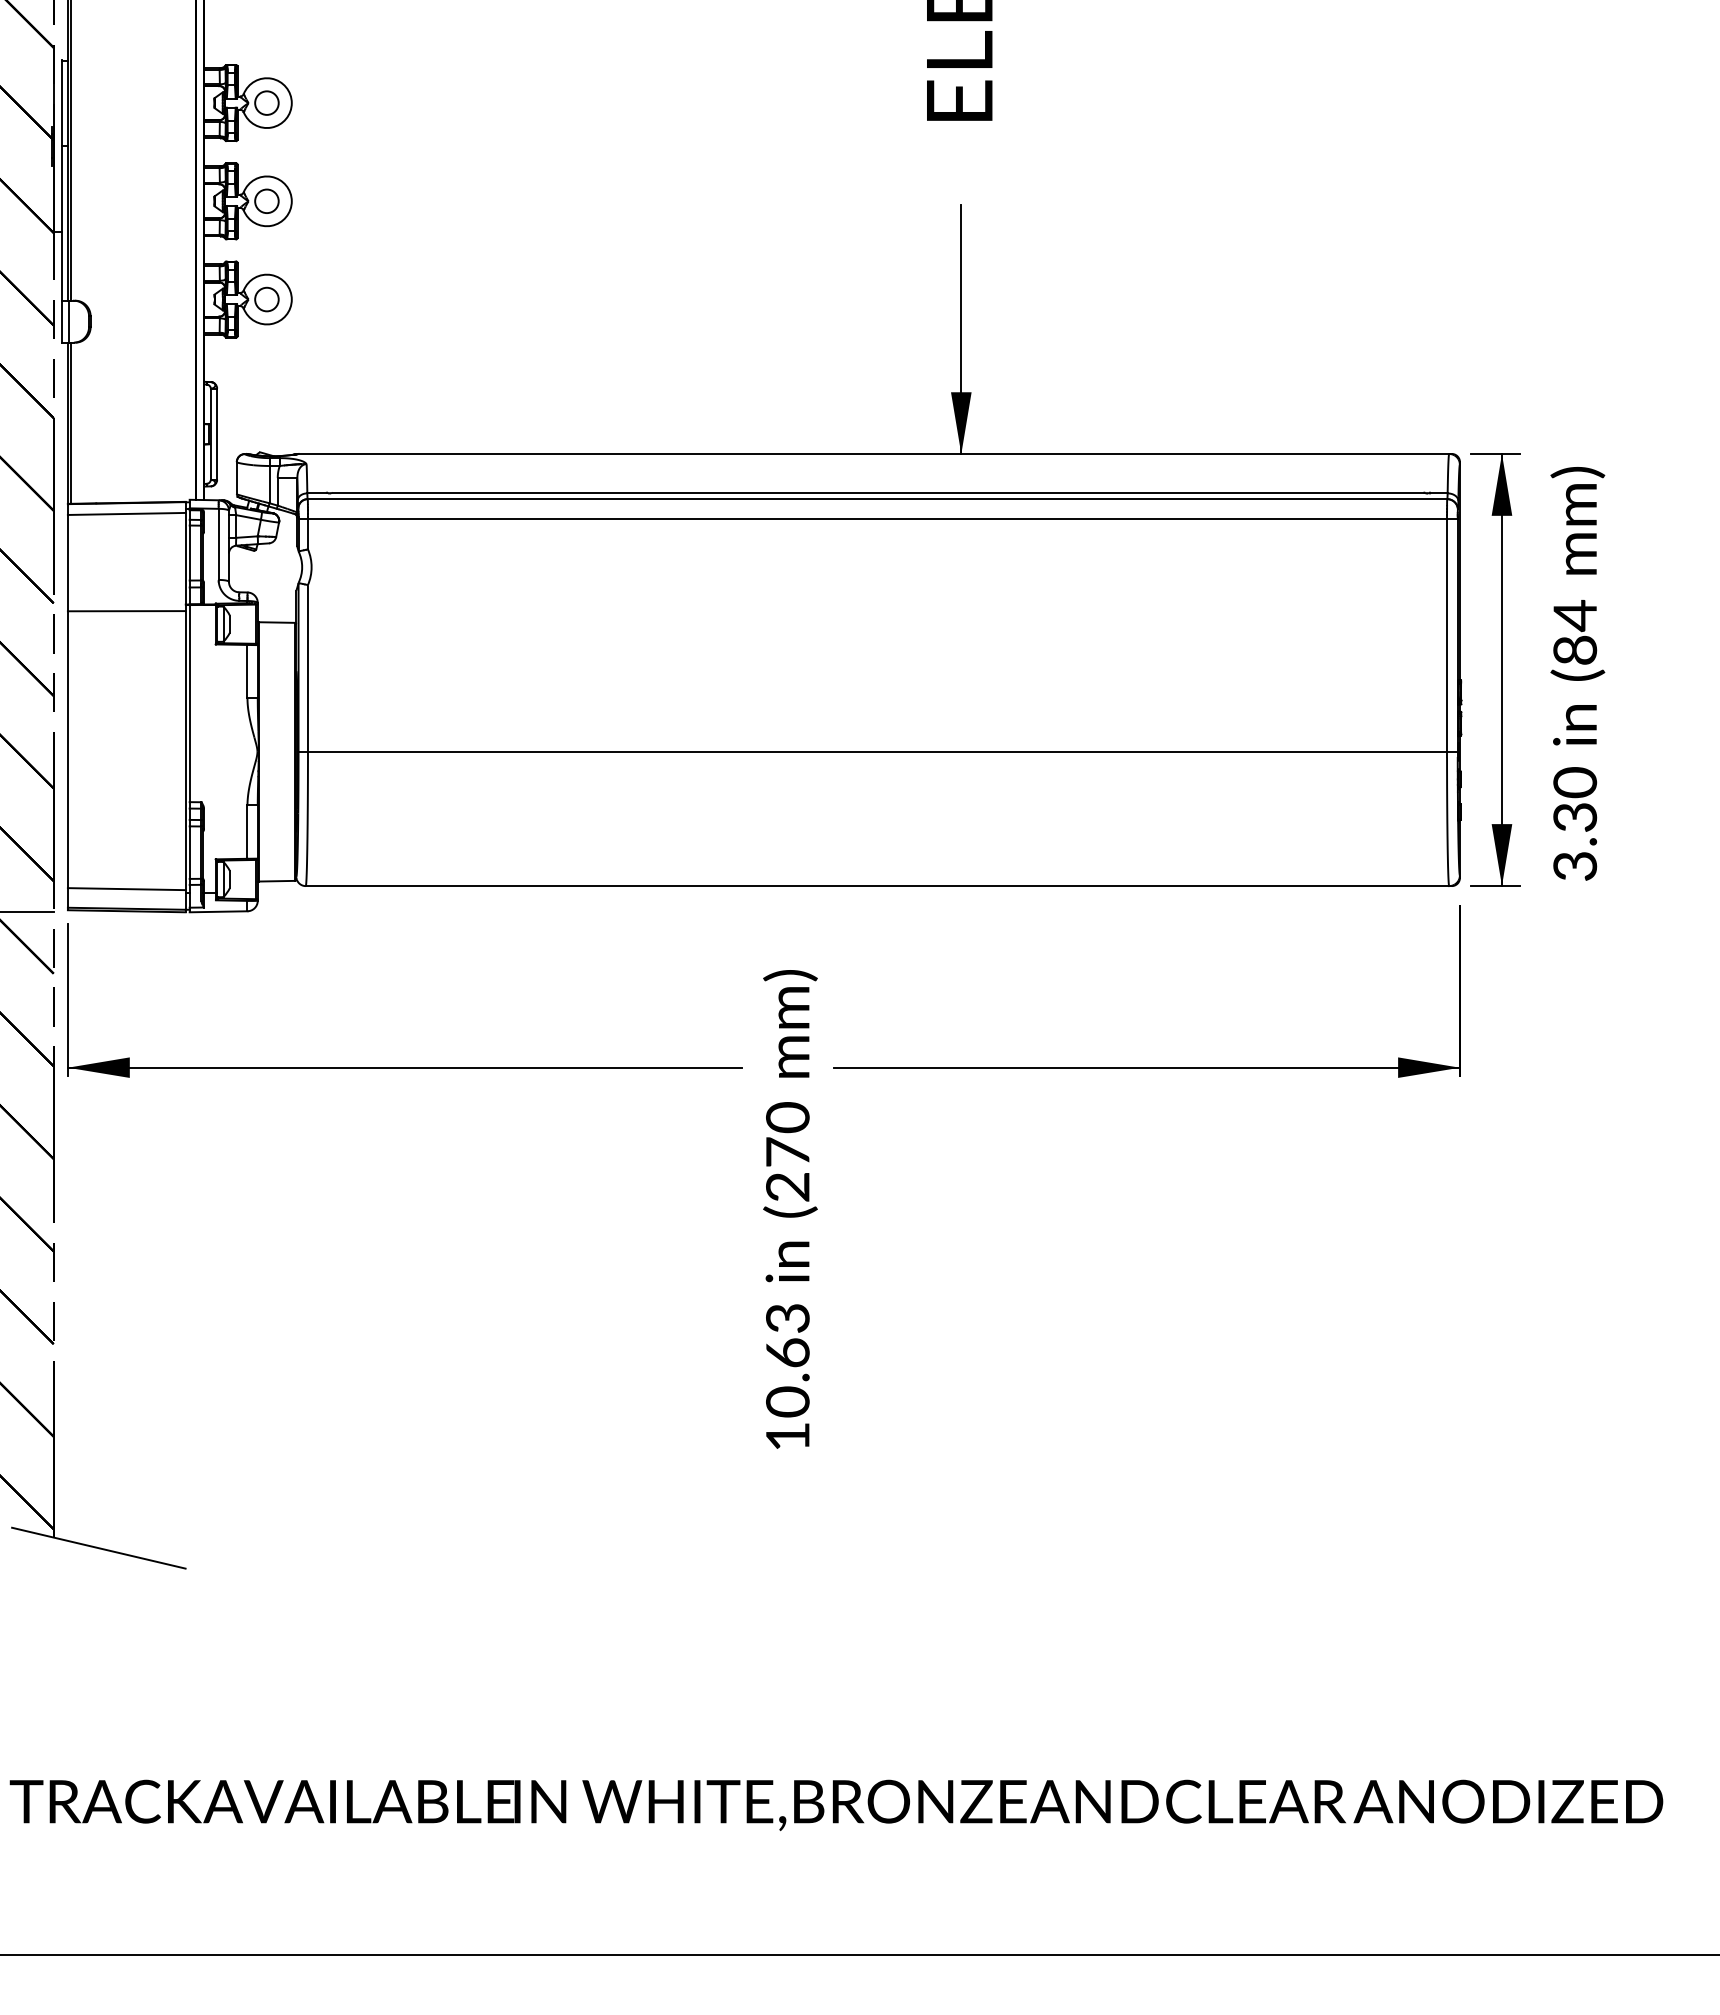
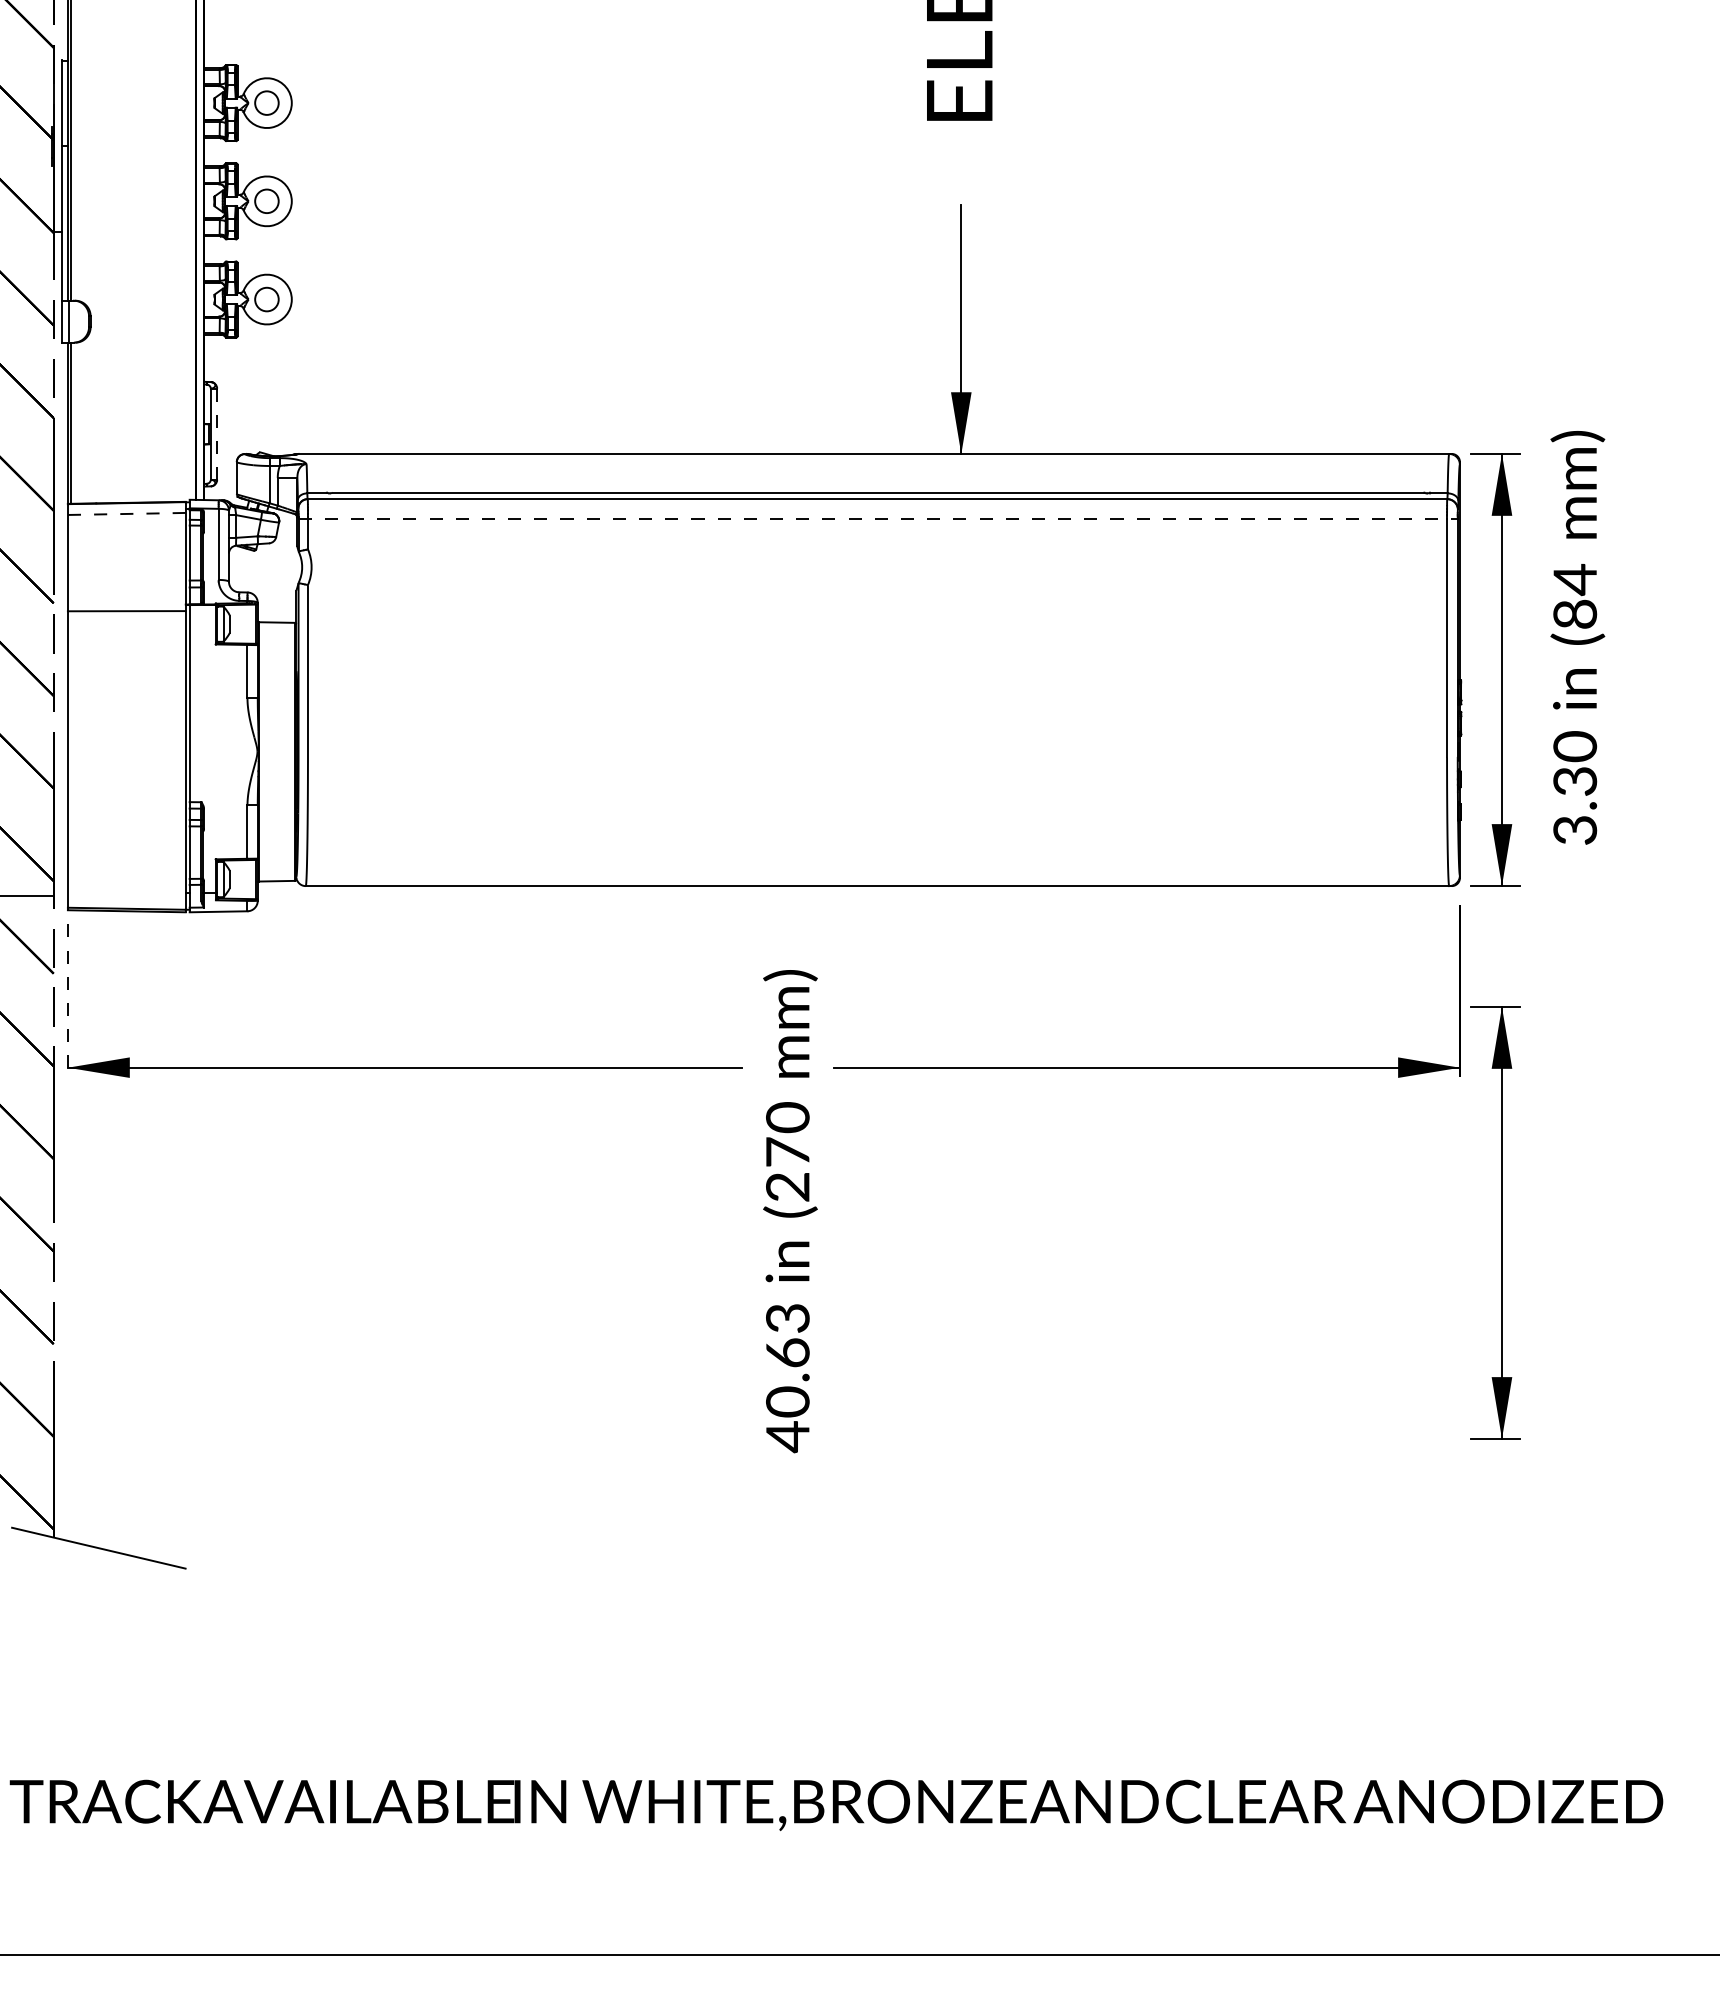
line: solid -> dashed (217, 434)
line: solid -> dashed (126, 513)
line: solid -> dashed (878, 518)
text position: (1577, 673) -> (1577, 637) (1577, 637)
line: present -> none (877, 751)
line: present -> none (126, 889)
line position: (27, 912) -> (27, 896) (27, 896)
line: solid -> dashed (67, 1000)
part: none -> present (1495, 1222)
text: 10.63 -> 40.63 (787, 1437)
